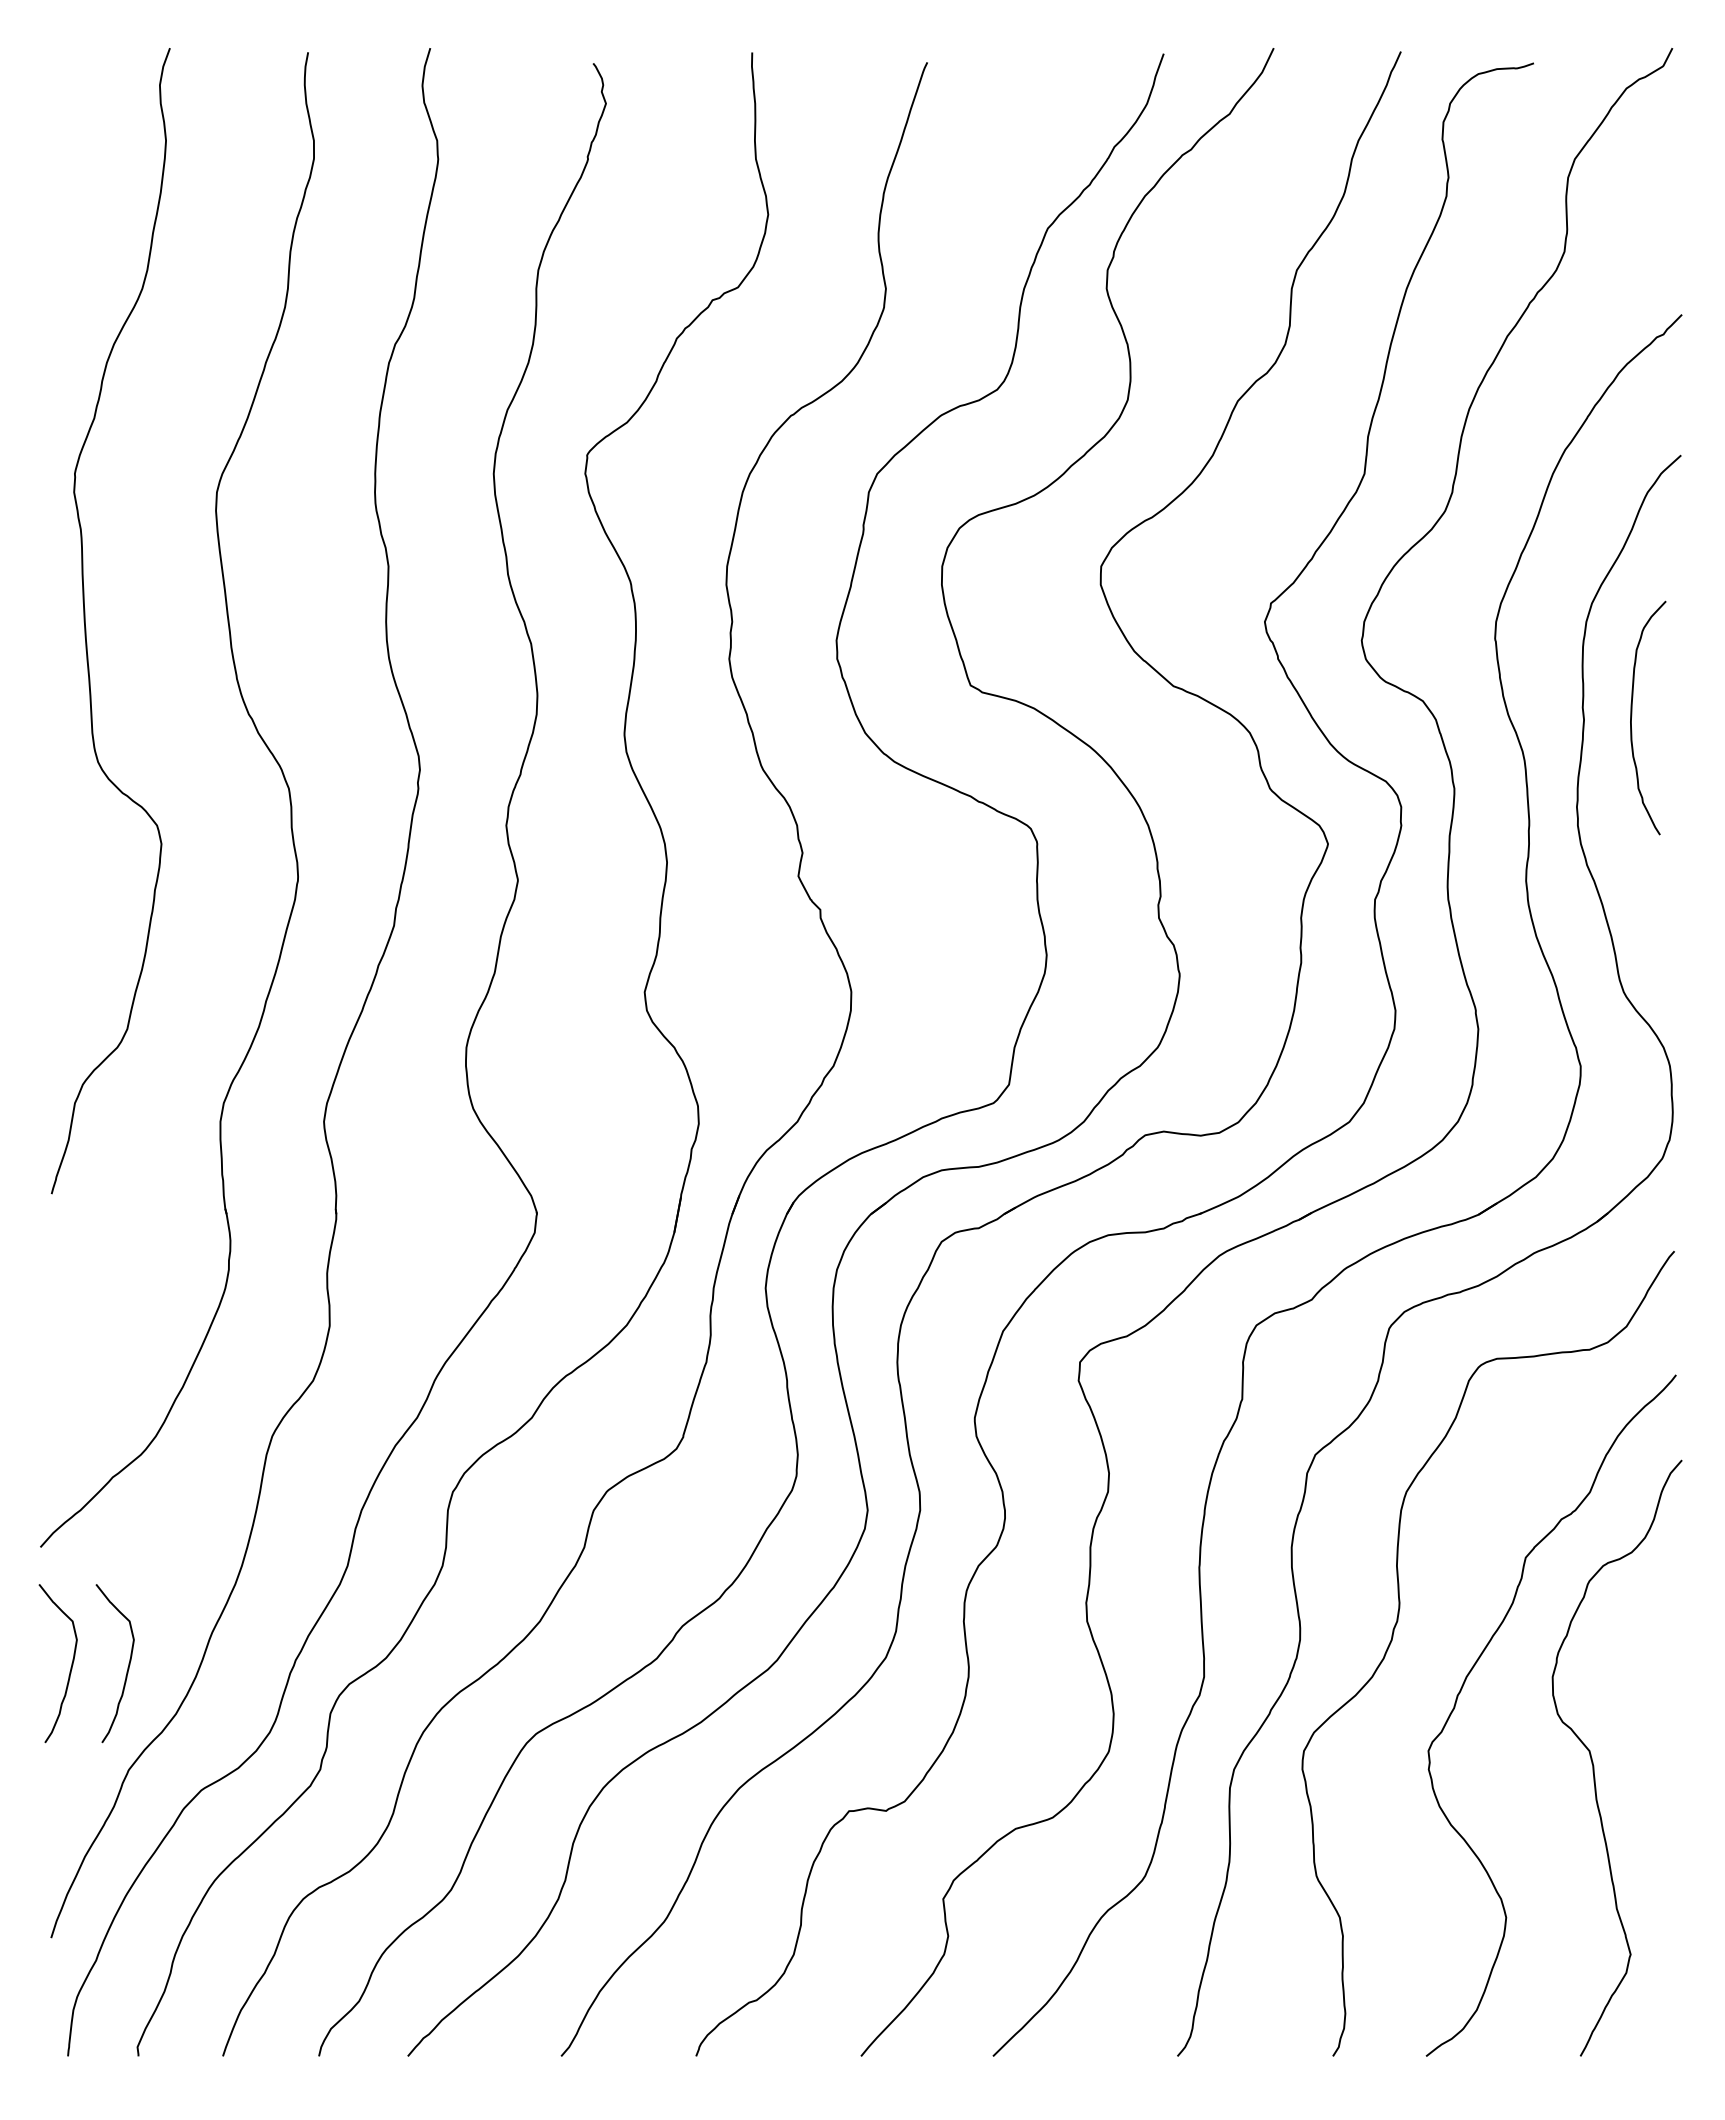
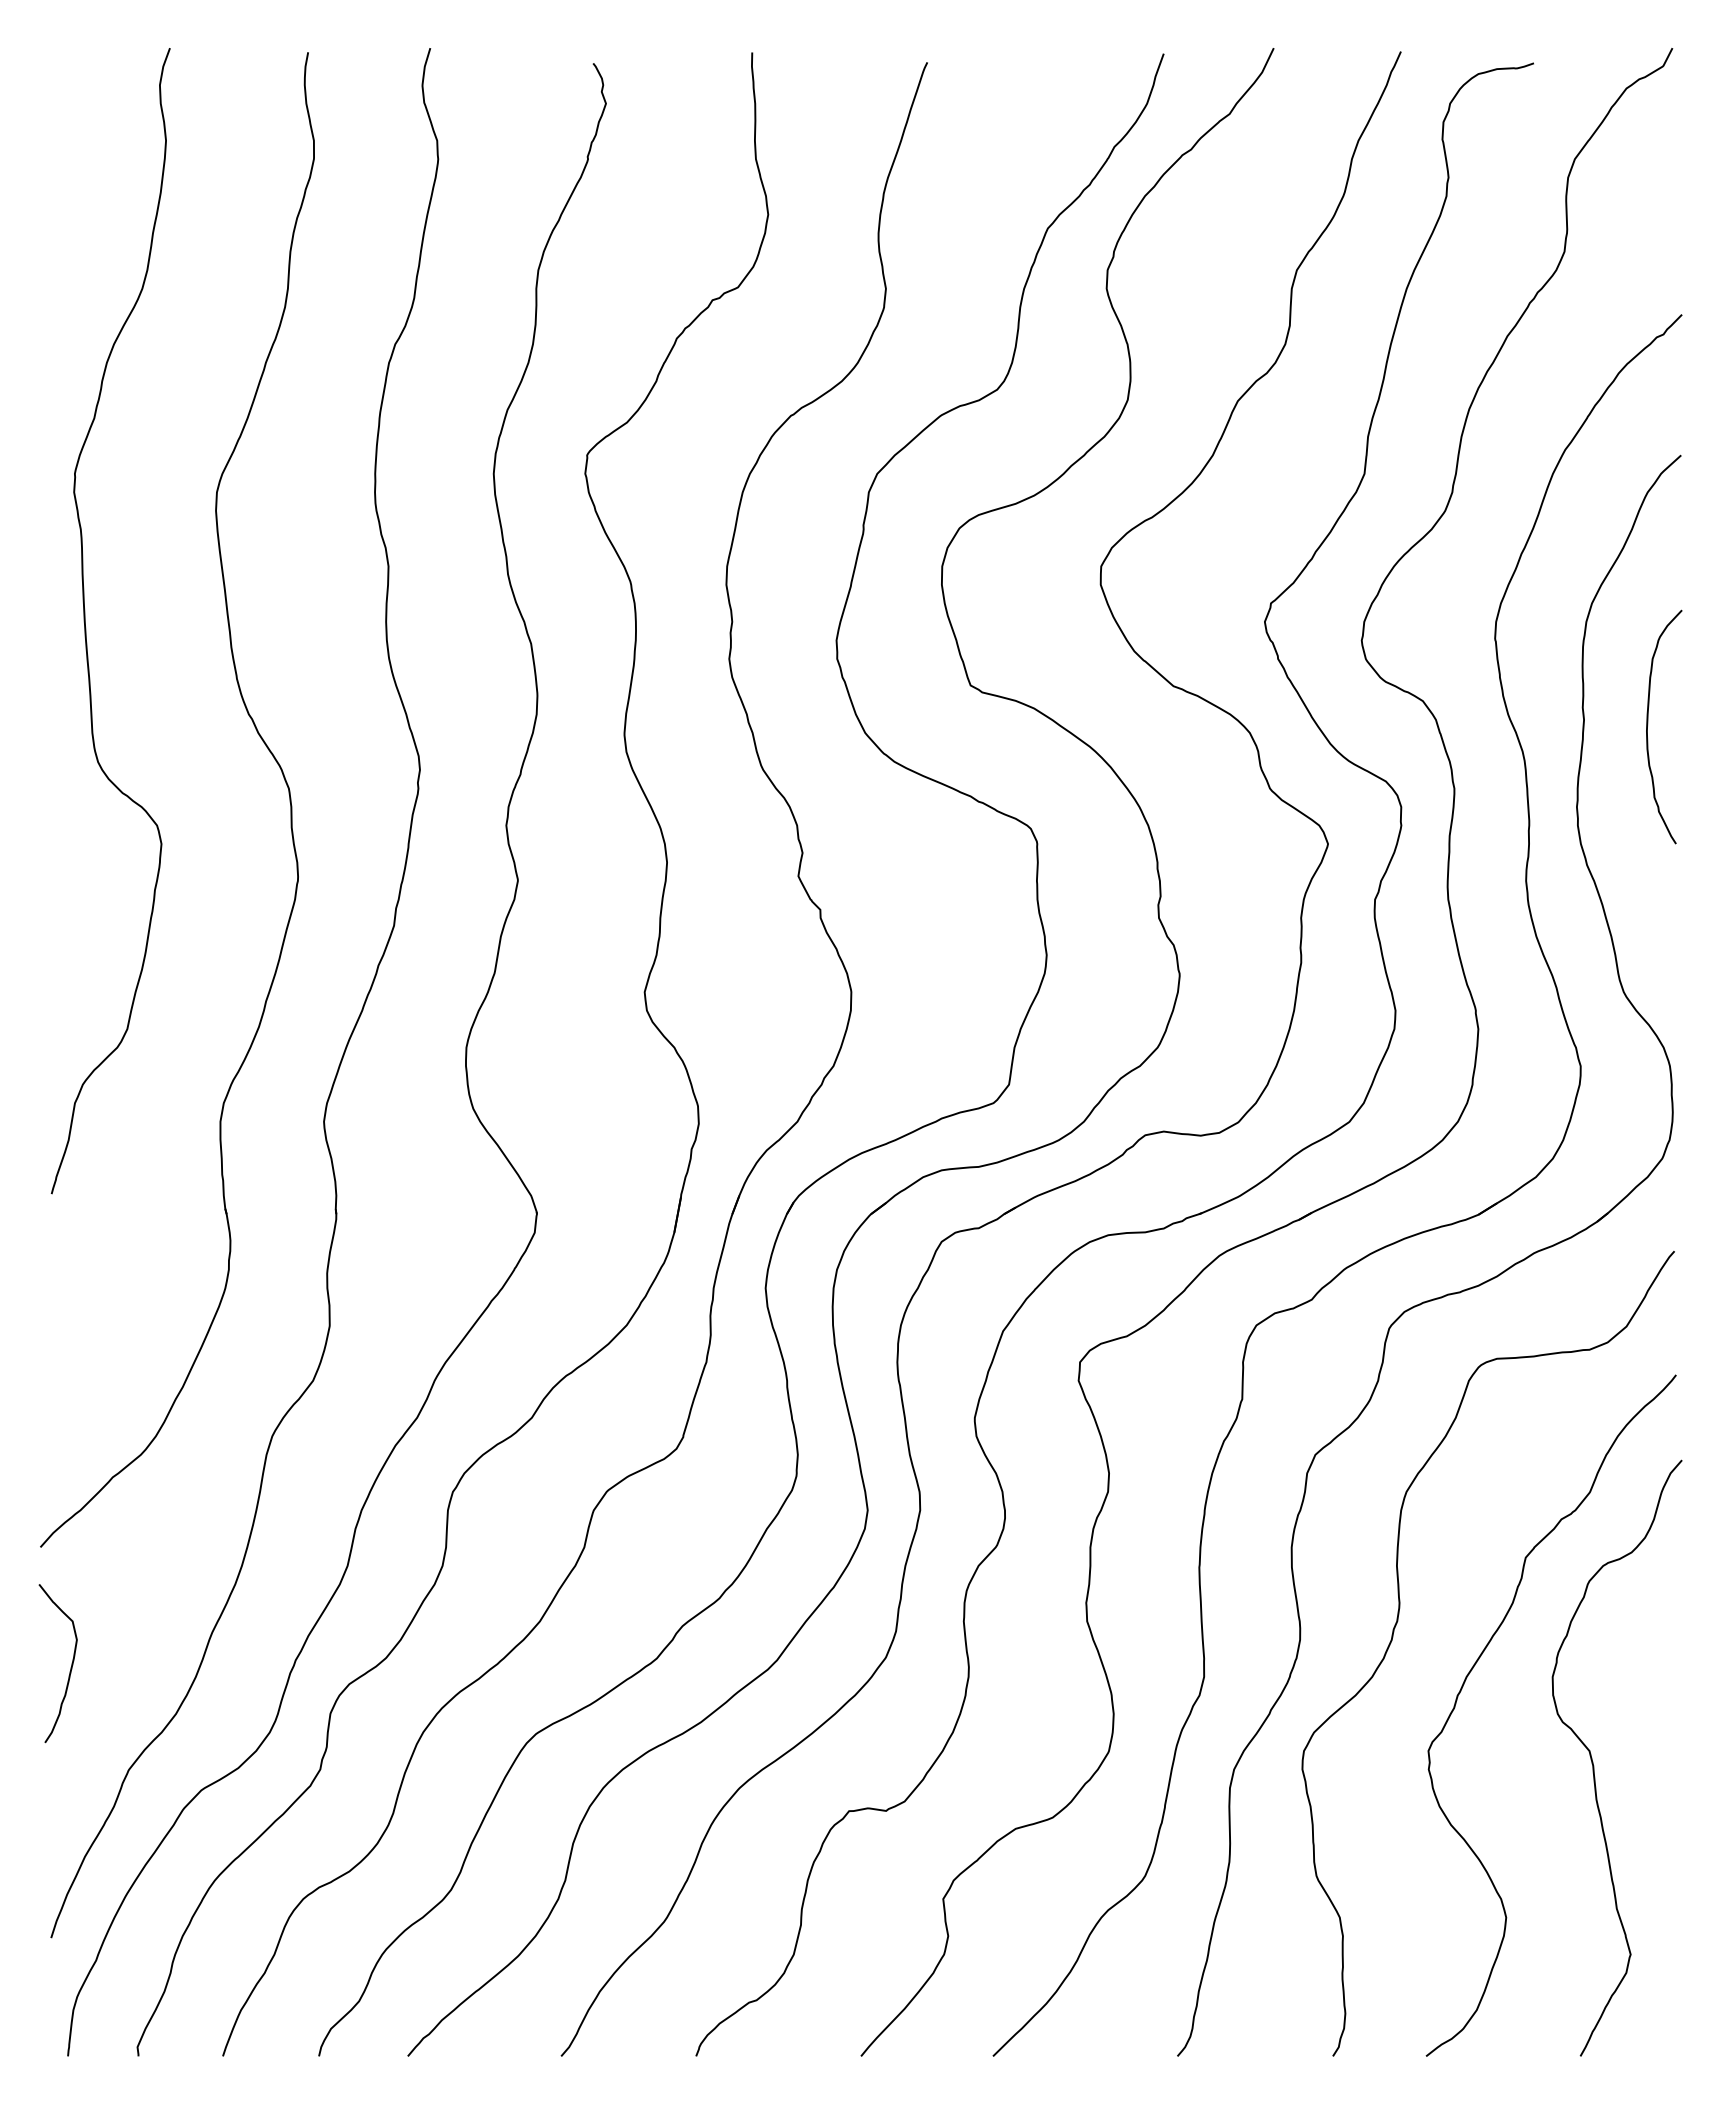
curve position: (1632, 716) -> (1648, 725) (1648, 725)
curve: present -> none (127, 1667)
